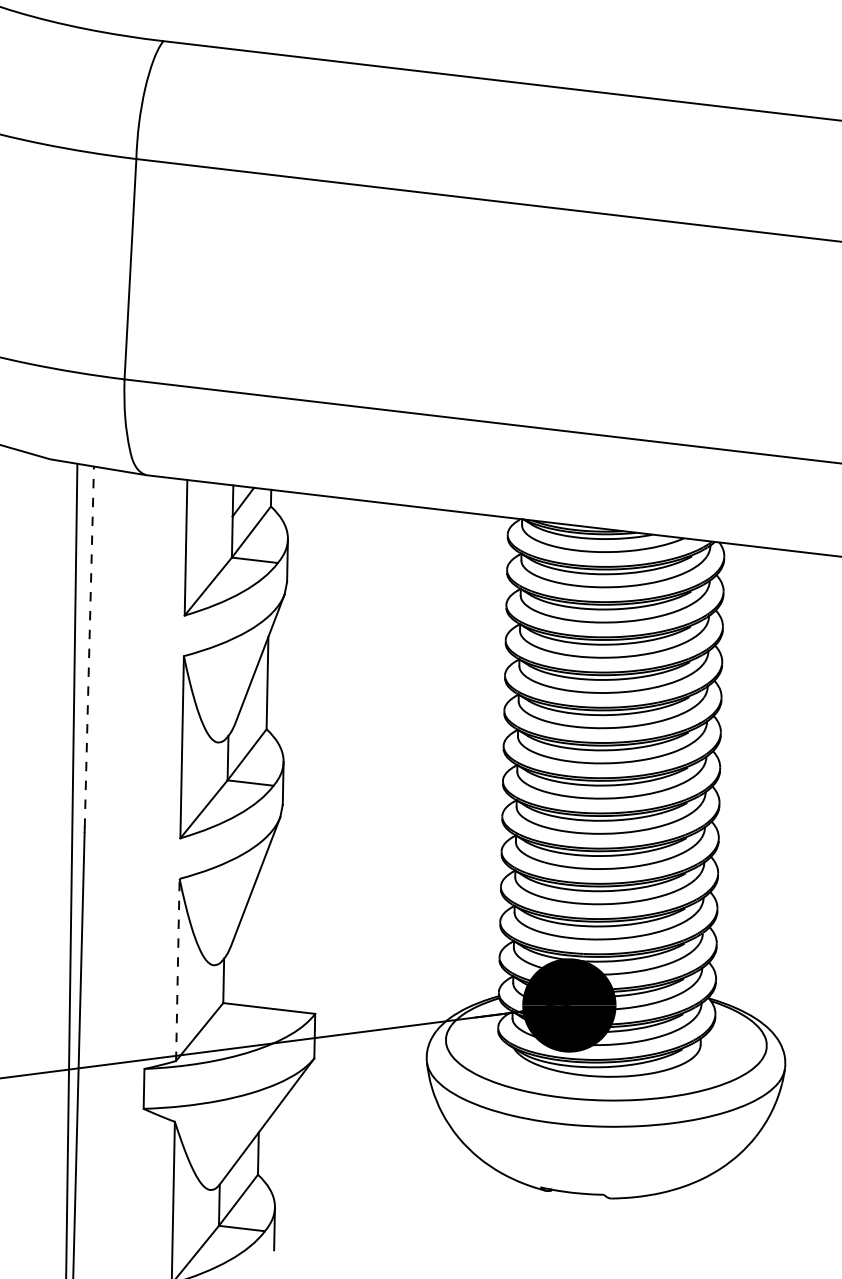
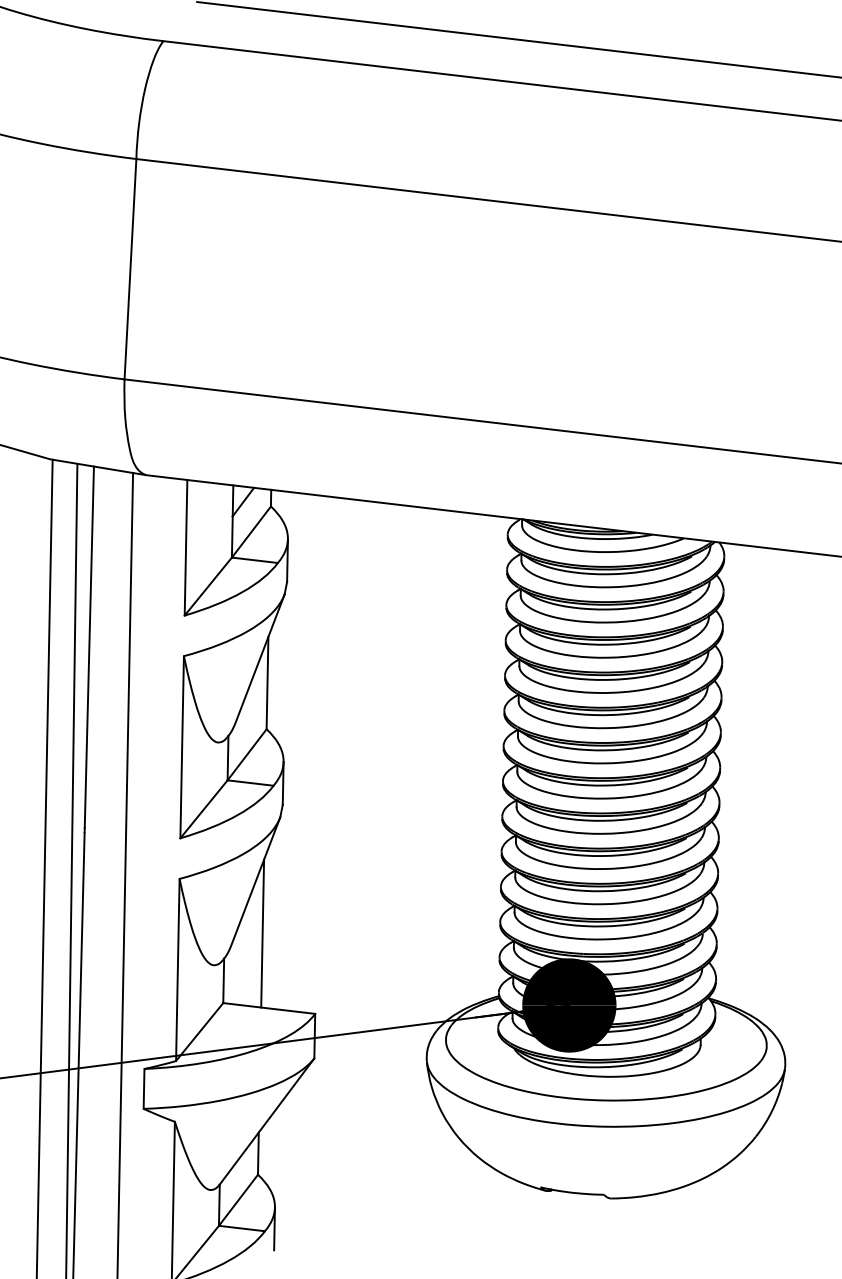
line: none -> present (517, 39)
line: dashed -> solid (89, 647)
line: none -> present (44, 867)
line: none -> present (125, 874)
line: none -> present (262, 933)
line: dashed -> solid (177, 969)
